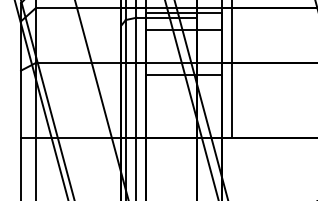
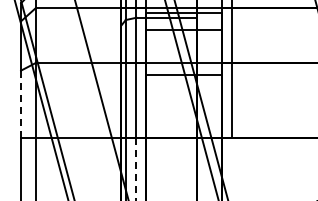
line: solid -> dashed (21, 104)
line: solid -> dashed (136, 169)
